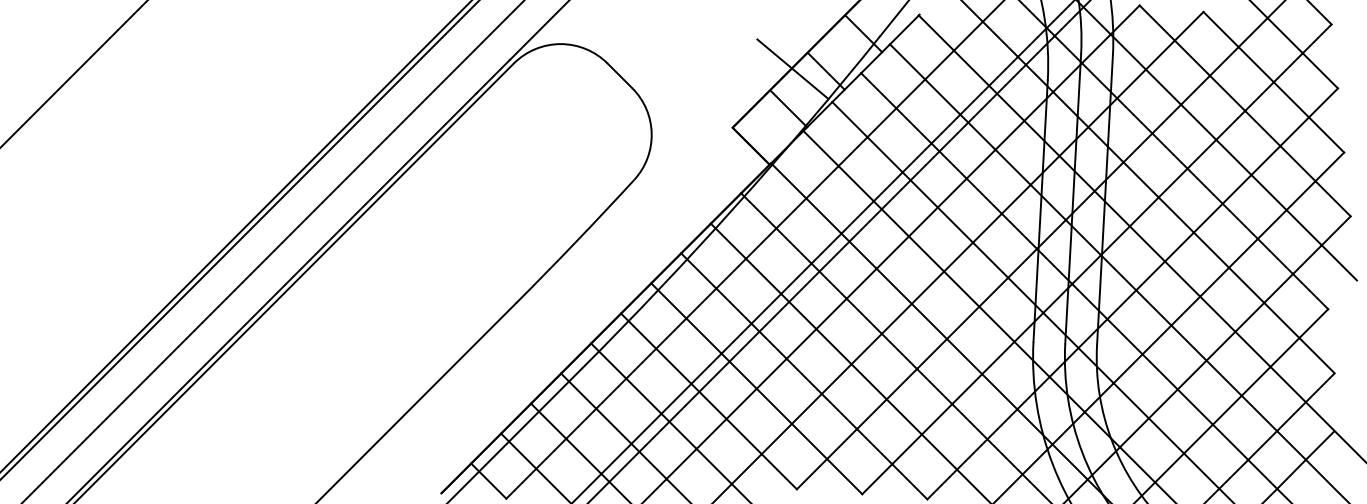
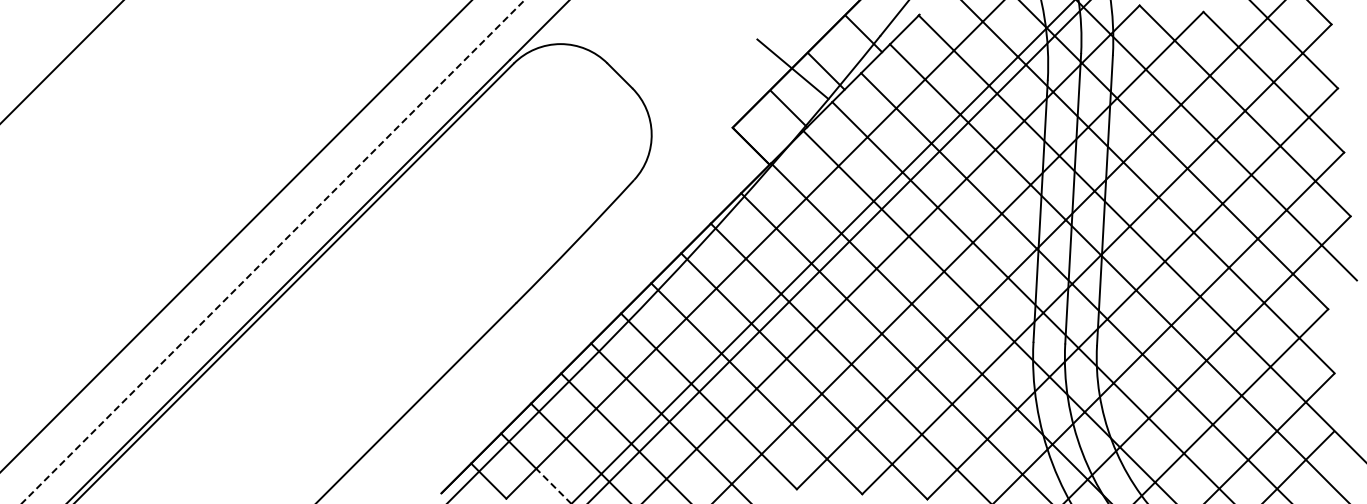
line position: (74, 73) -> (62, 61) (62, 61)
line: present -> none (239, 240)
line: solid -> dashed (273, 251)
line: solid -> dashed (553, 486)
